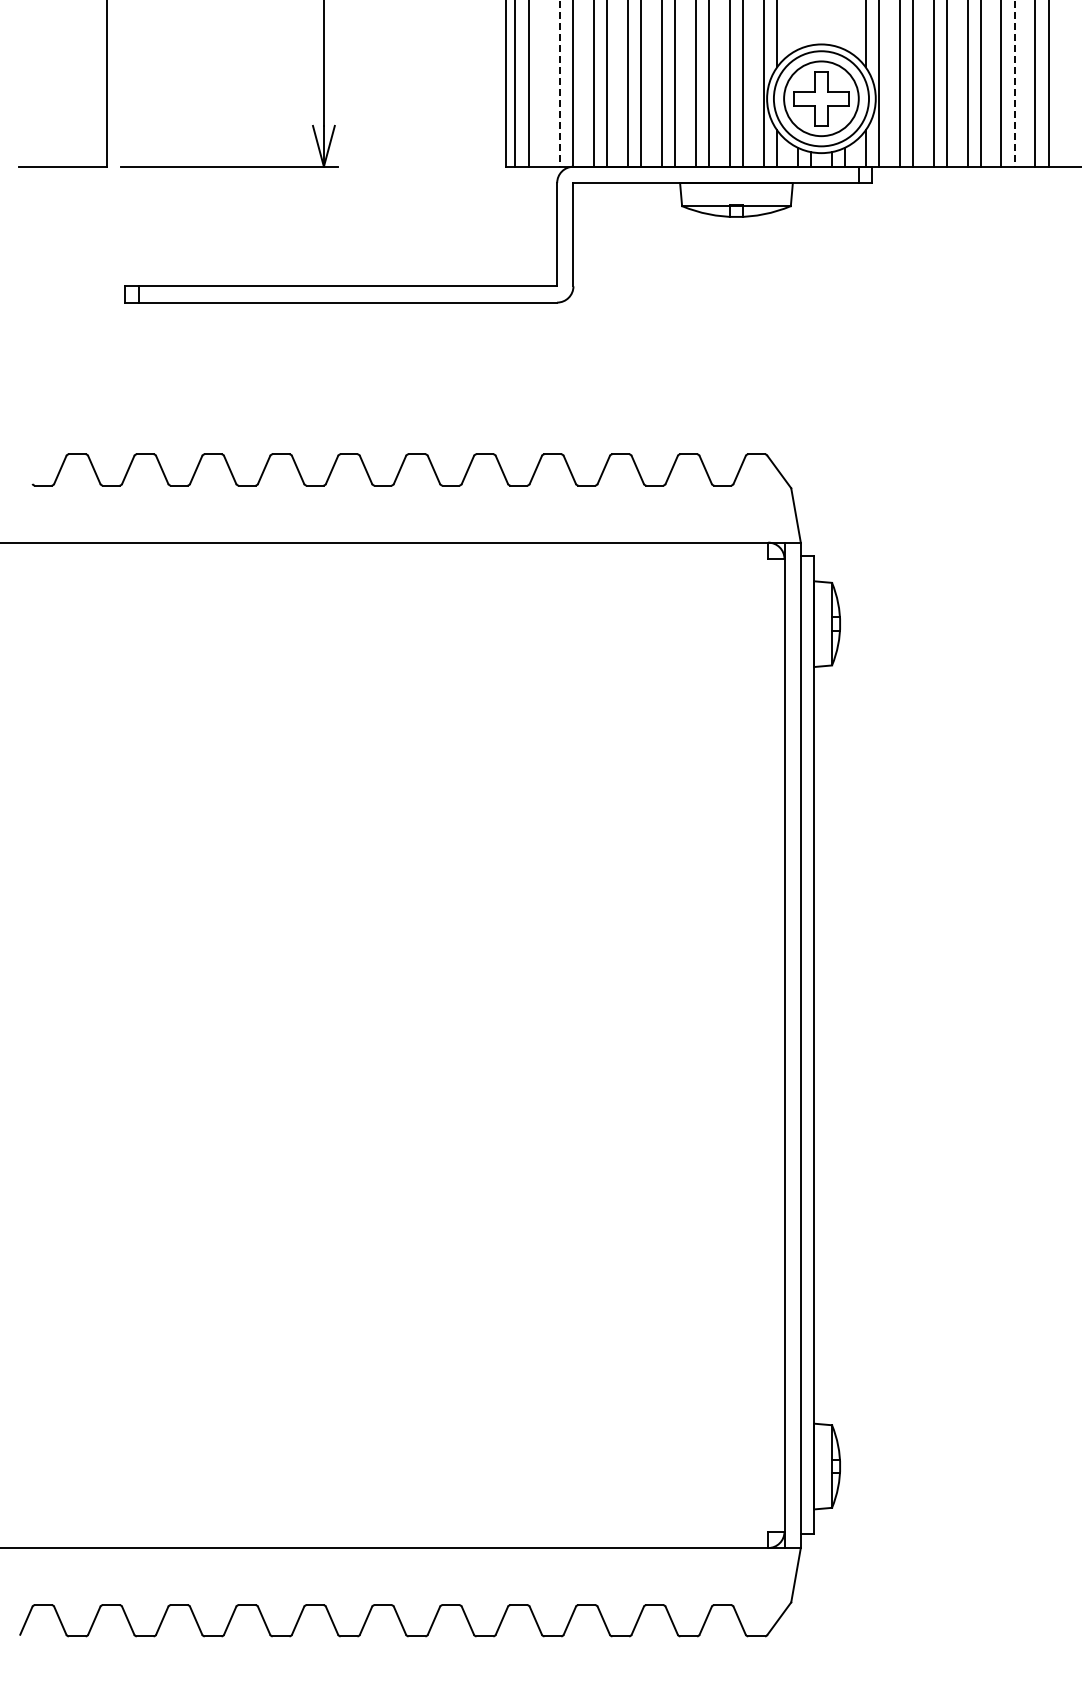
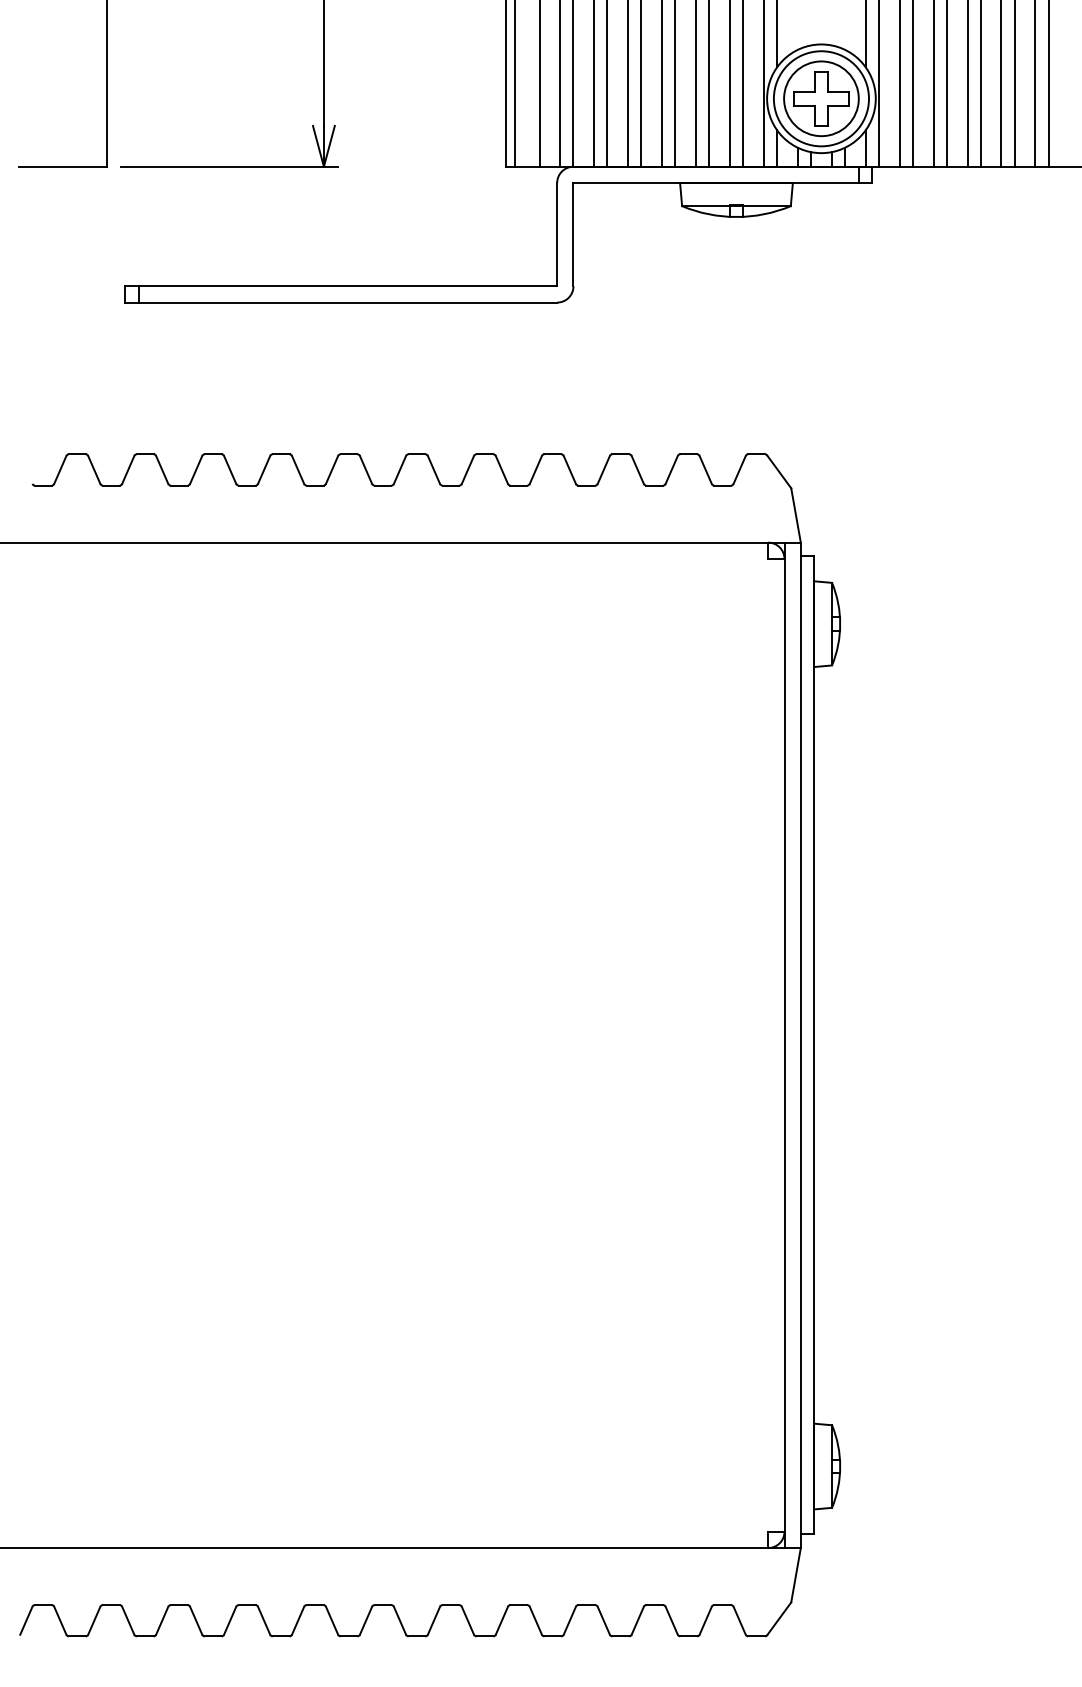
line: dashed -> solid (559, 83)
line: dashed -> solid (1015, 83)
line position: (528, 84) -> (539, 84) (539, 84)
